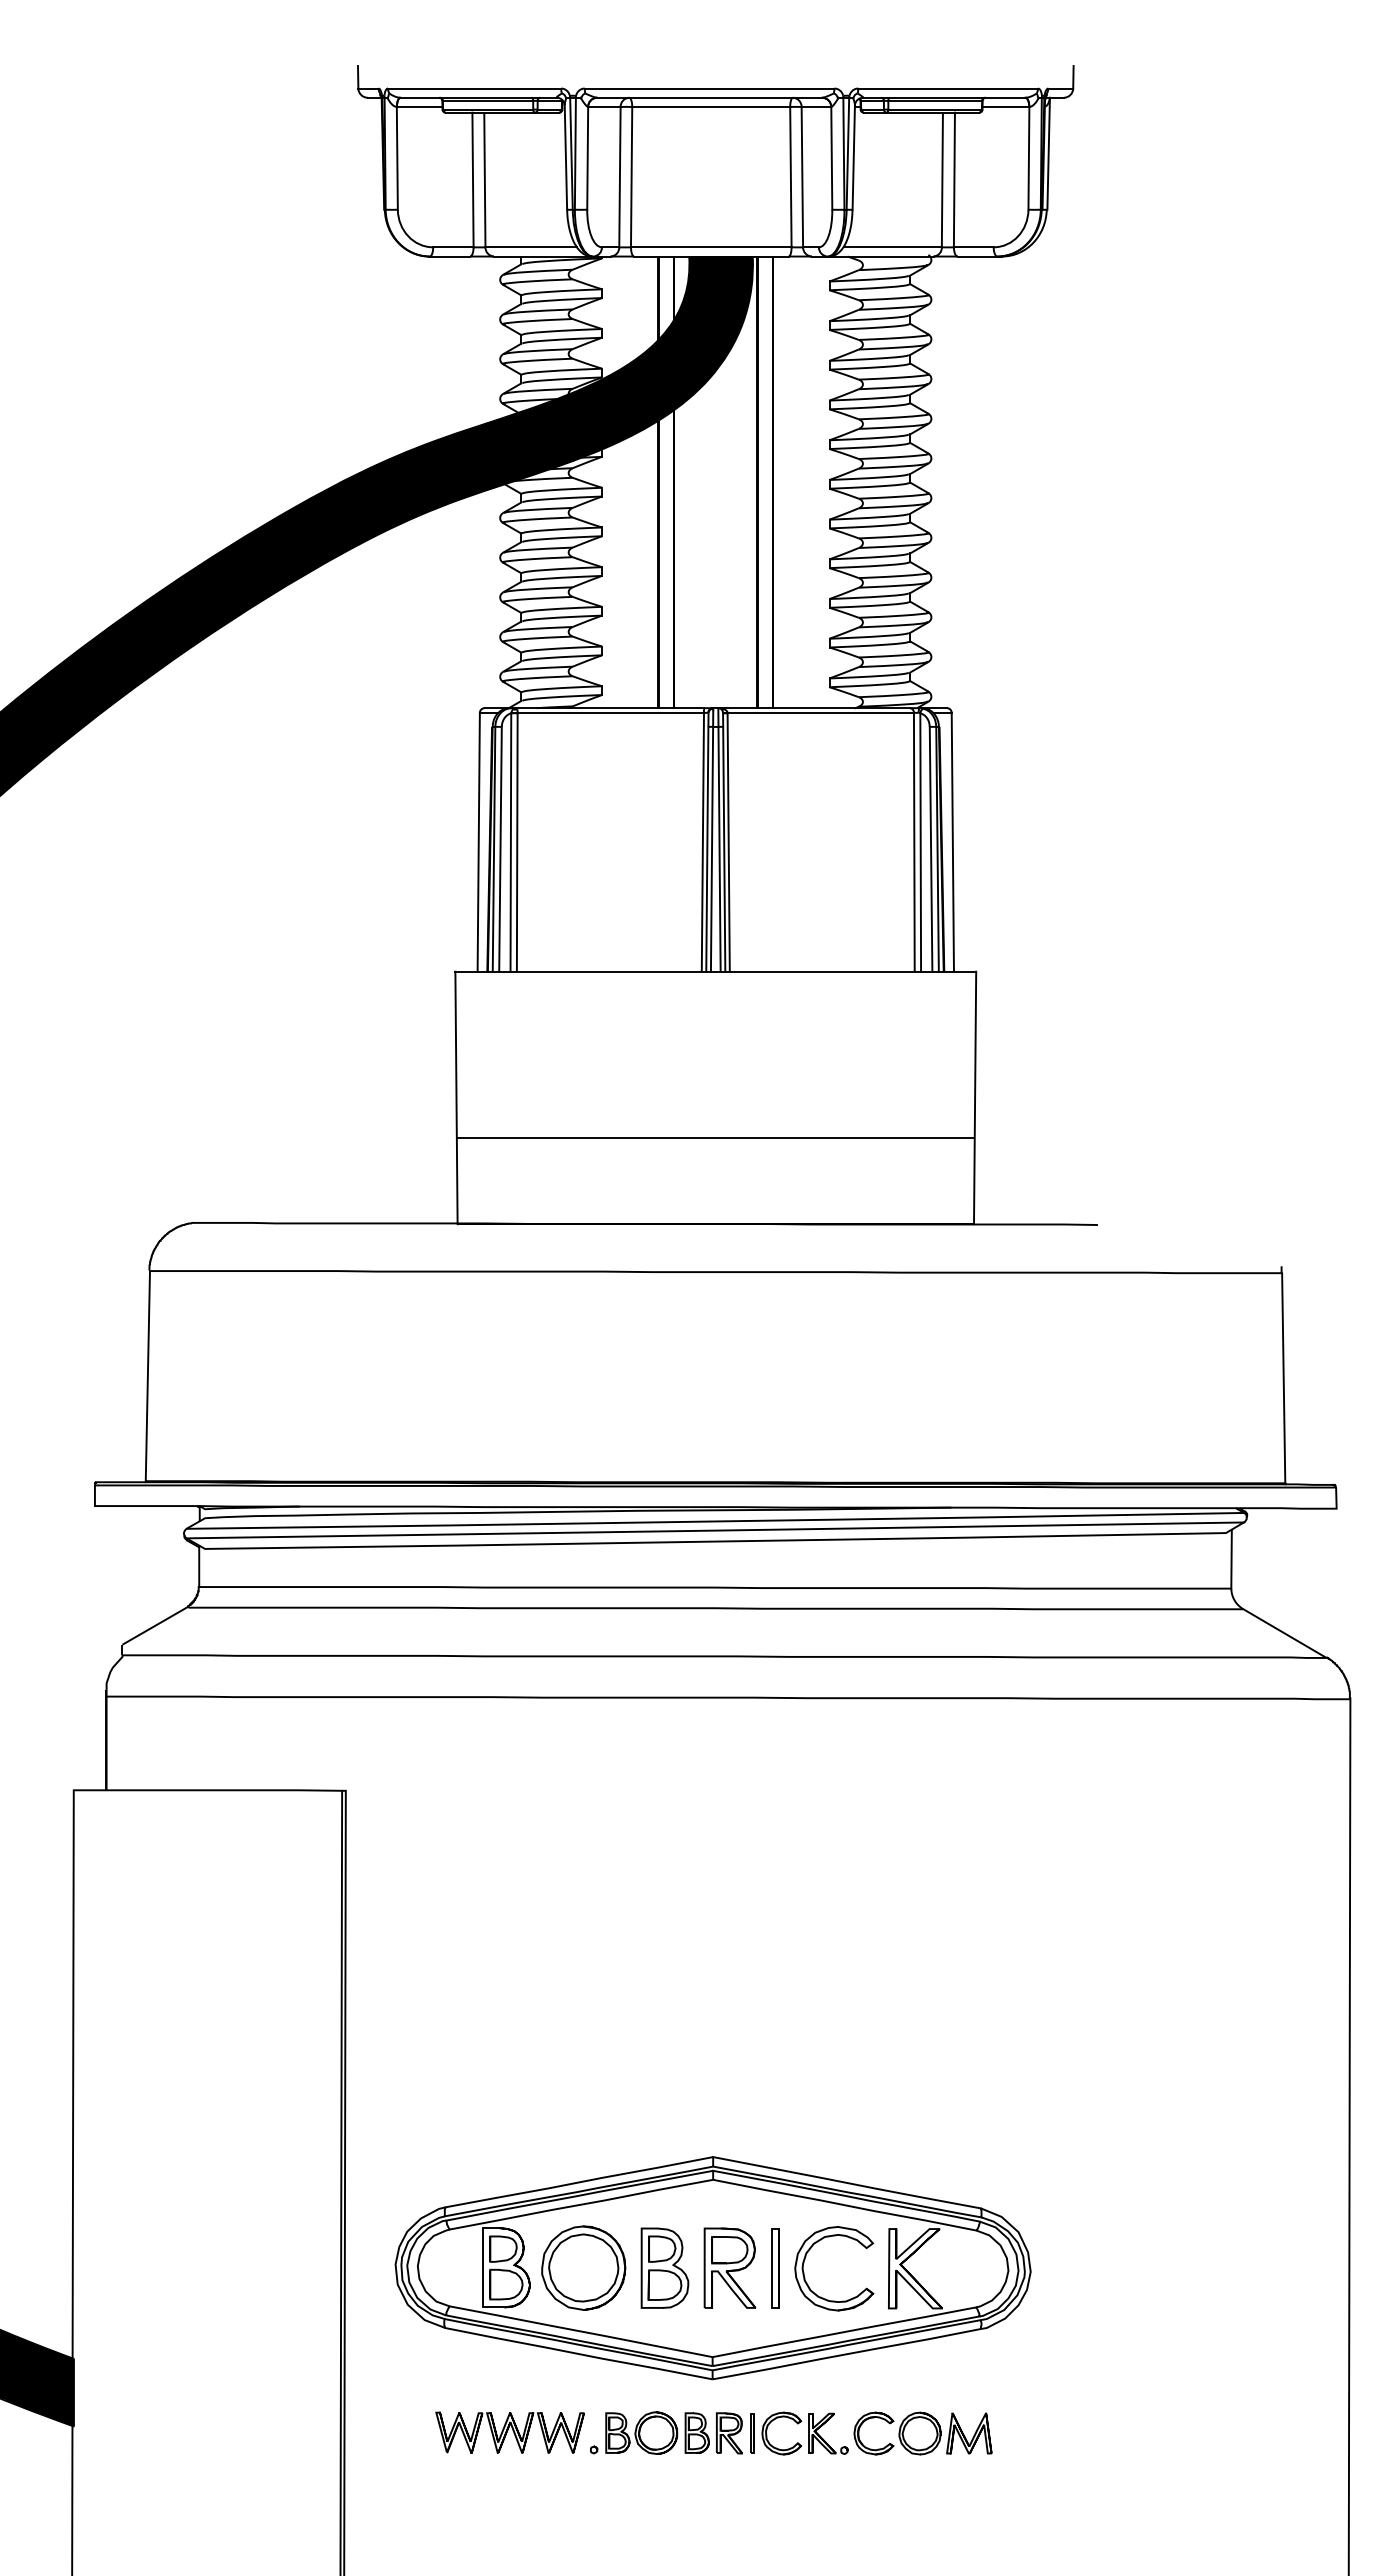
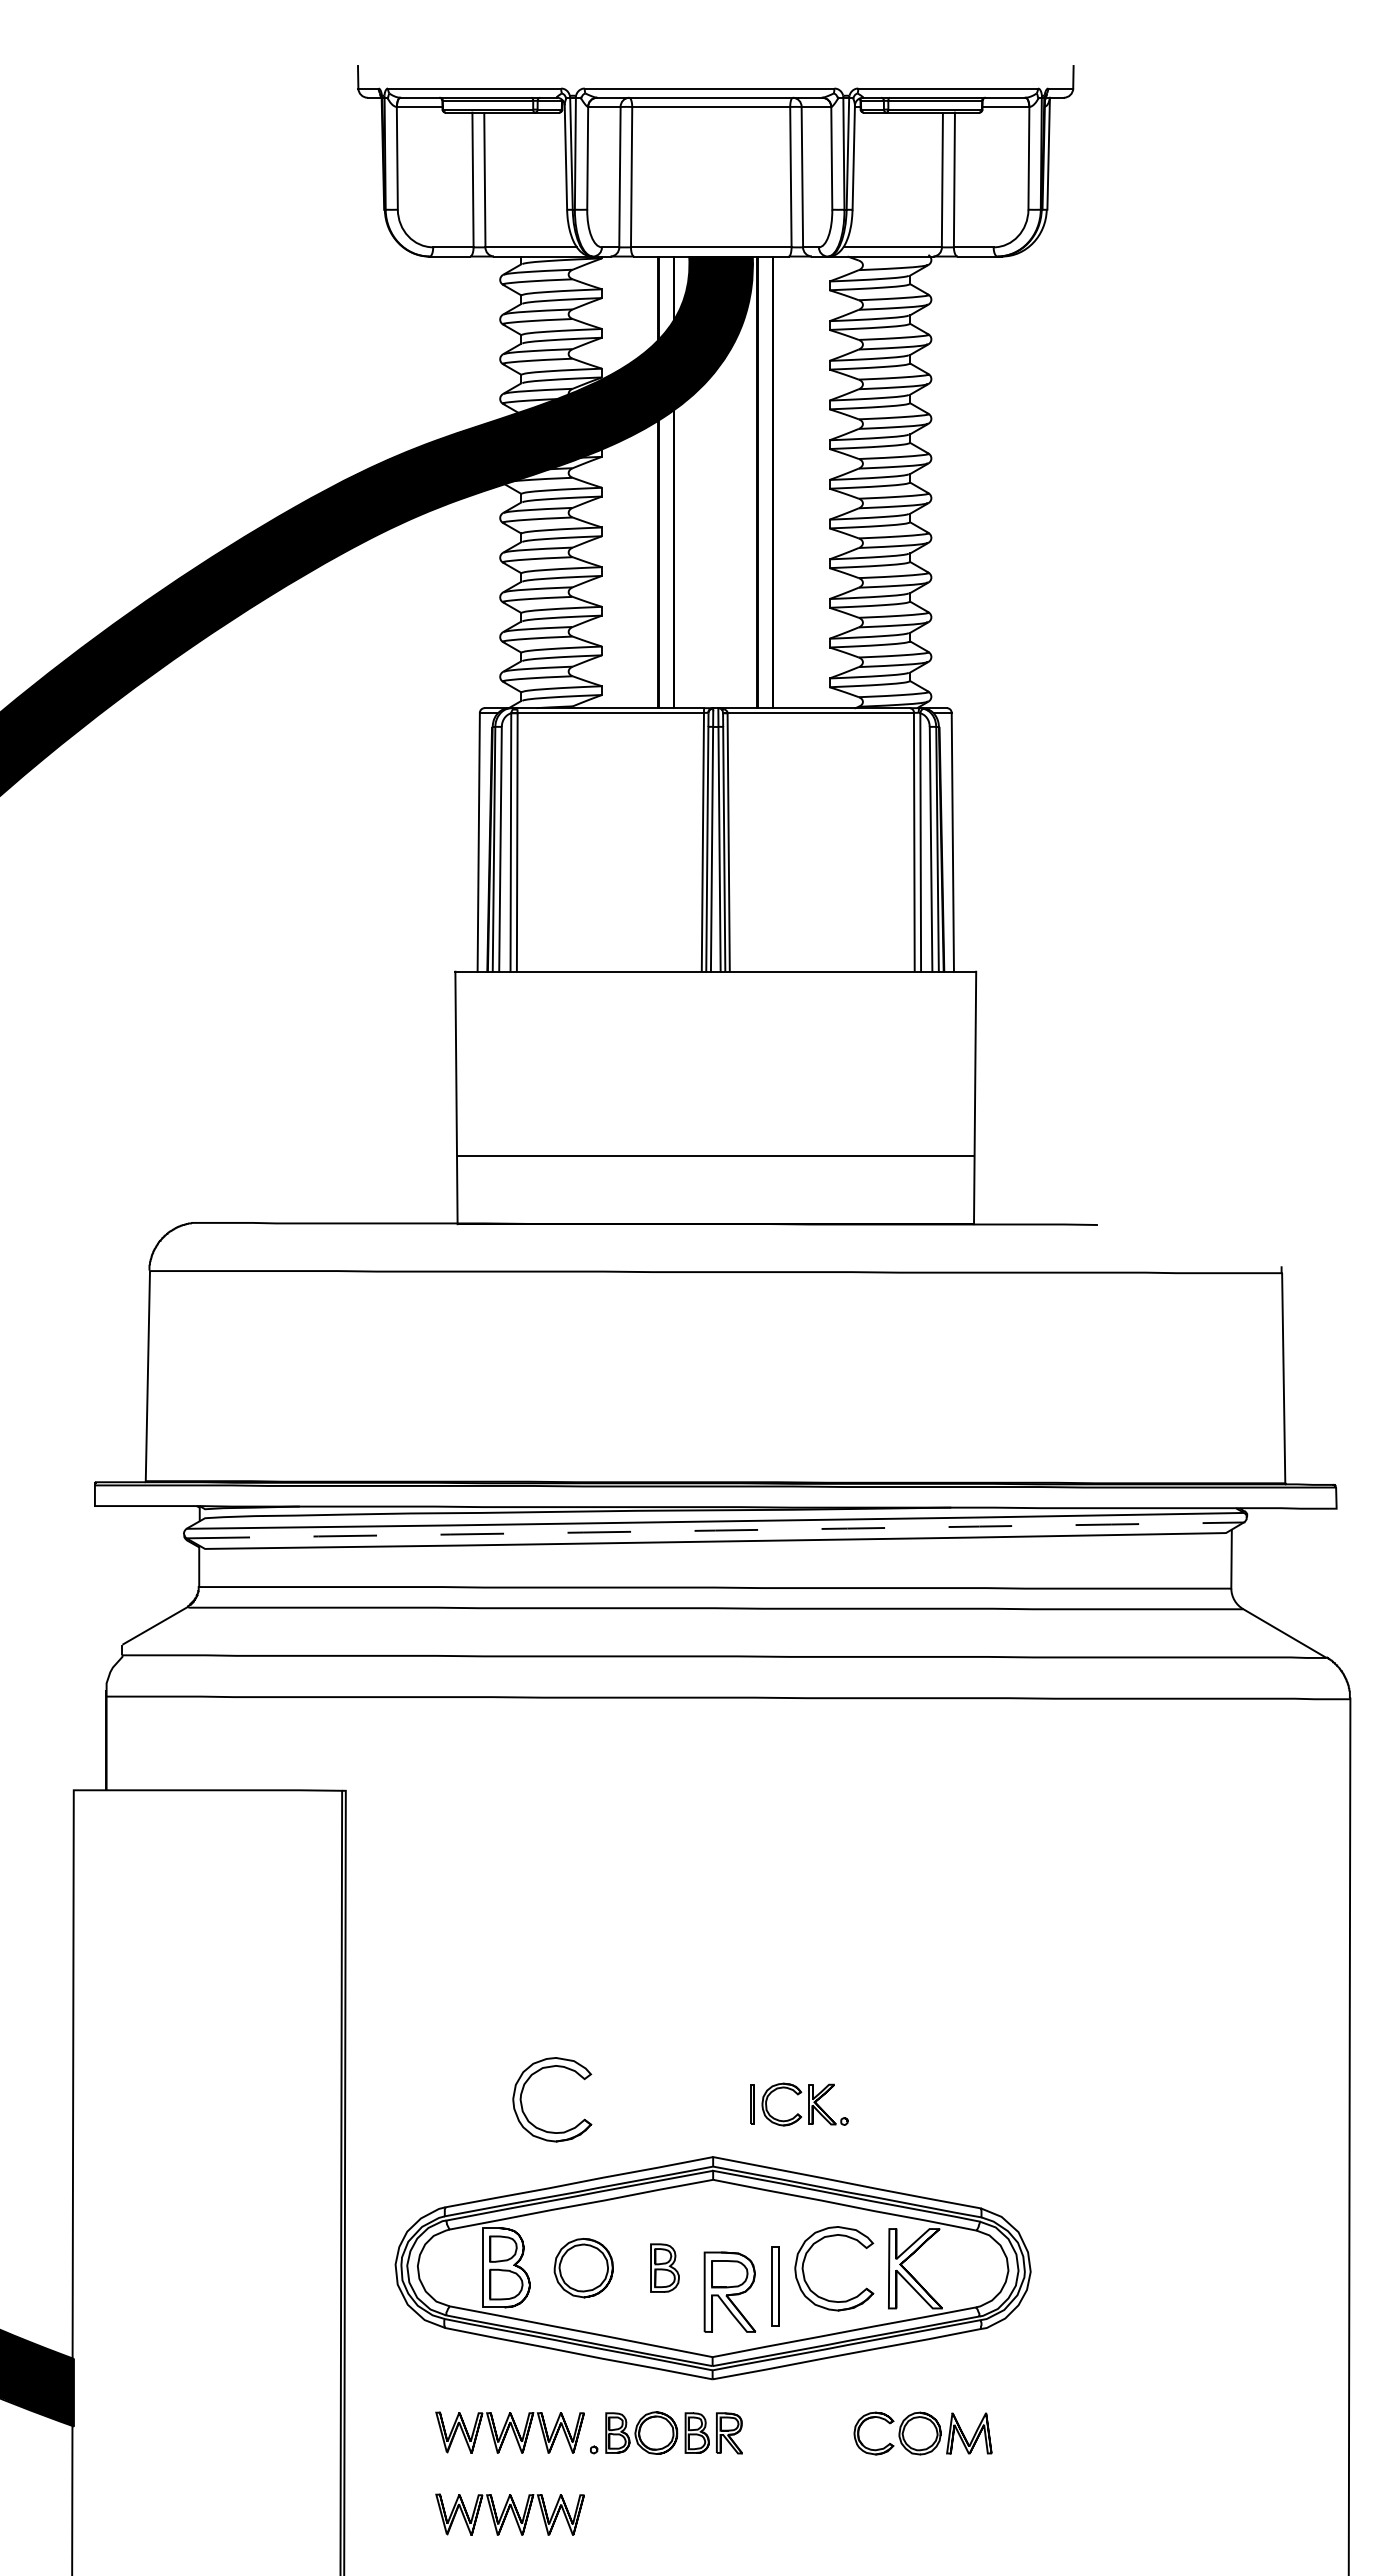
line position: (715, 1137) -> (715, 1155) (715, 1155)
arc: solid -> dashed (715, 1530)
part: none -> present (522, 2103)
part size: 86x86 px -> 61x61 px (583, 2268)
part size: 50x82 px -> 30x50 px (664, 2267)
part position: (729, 2267) -> (729, 2291) (729, 2291)
part position: (775, 2268) -> (775, 2286) (775, 2286)
part position: (808, 2433) -> (808, 2104) (808, 2104)
part: none -> present (509, 2514)
